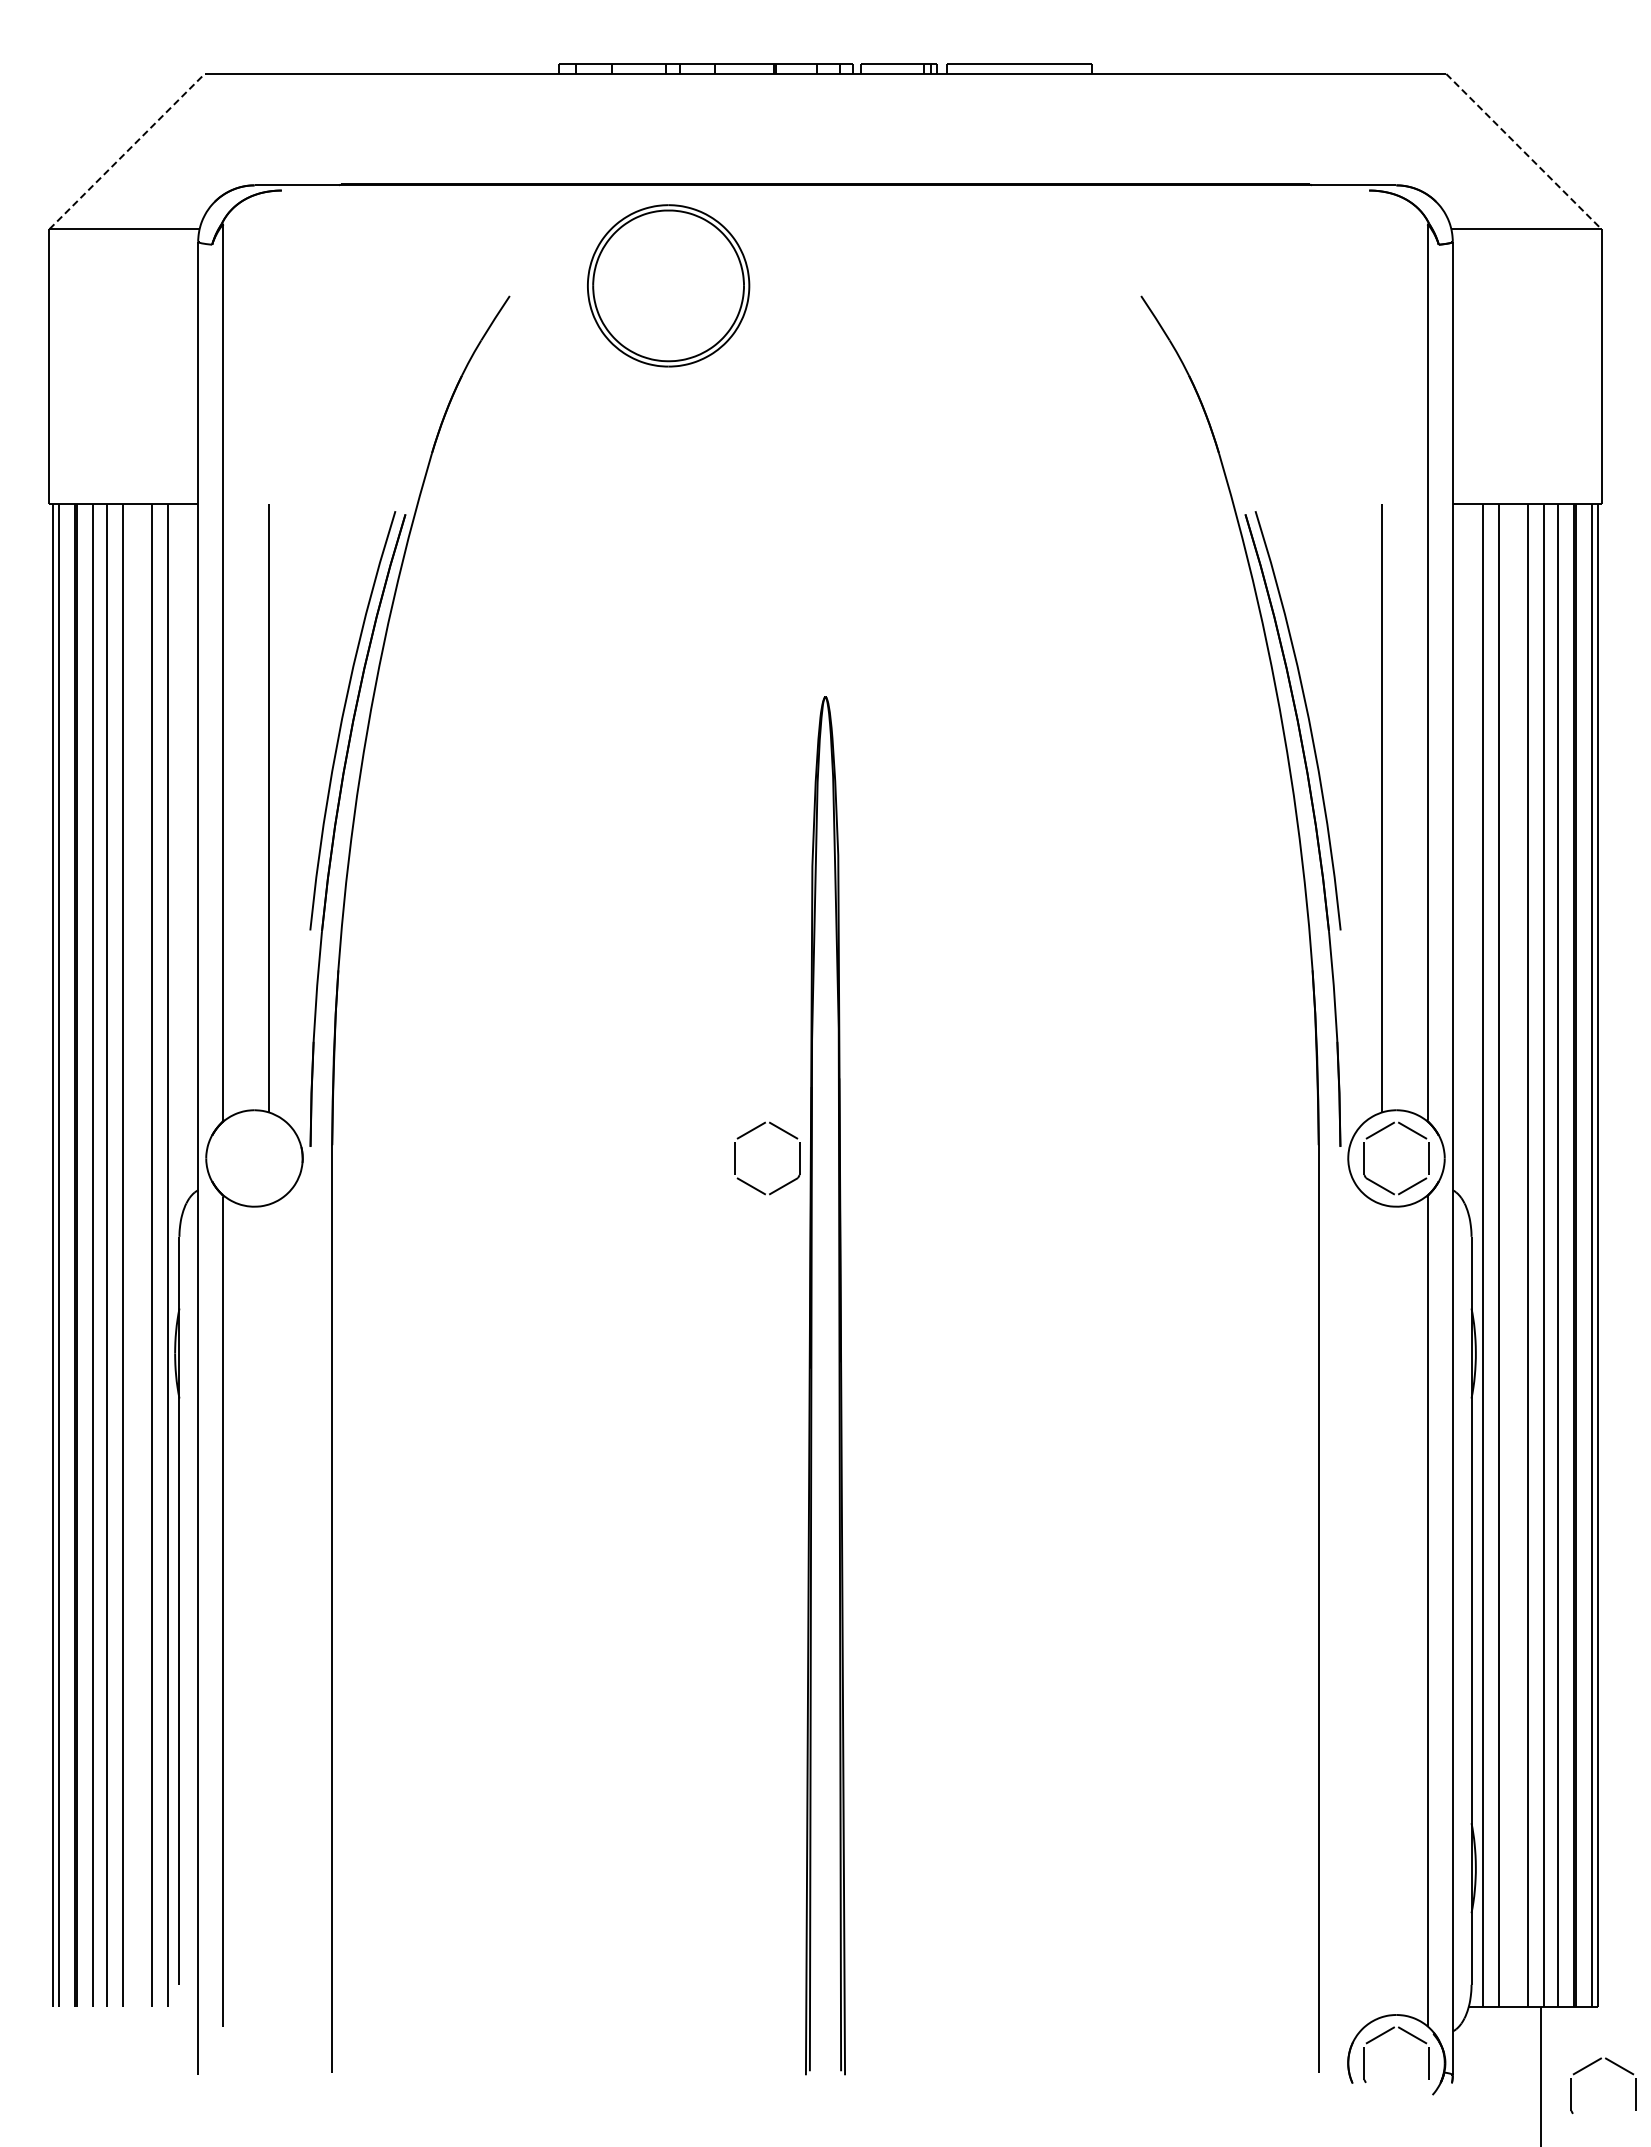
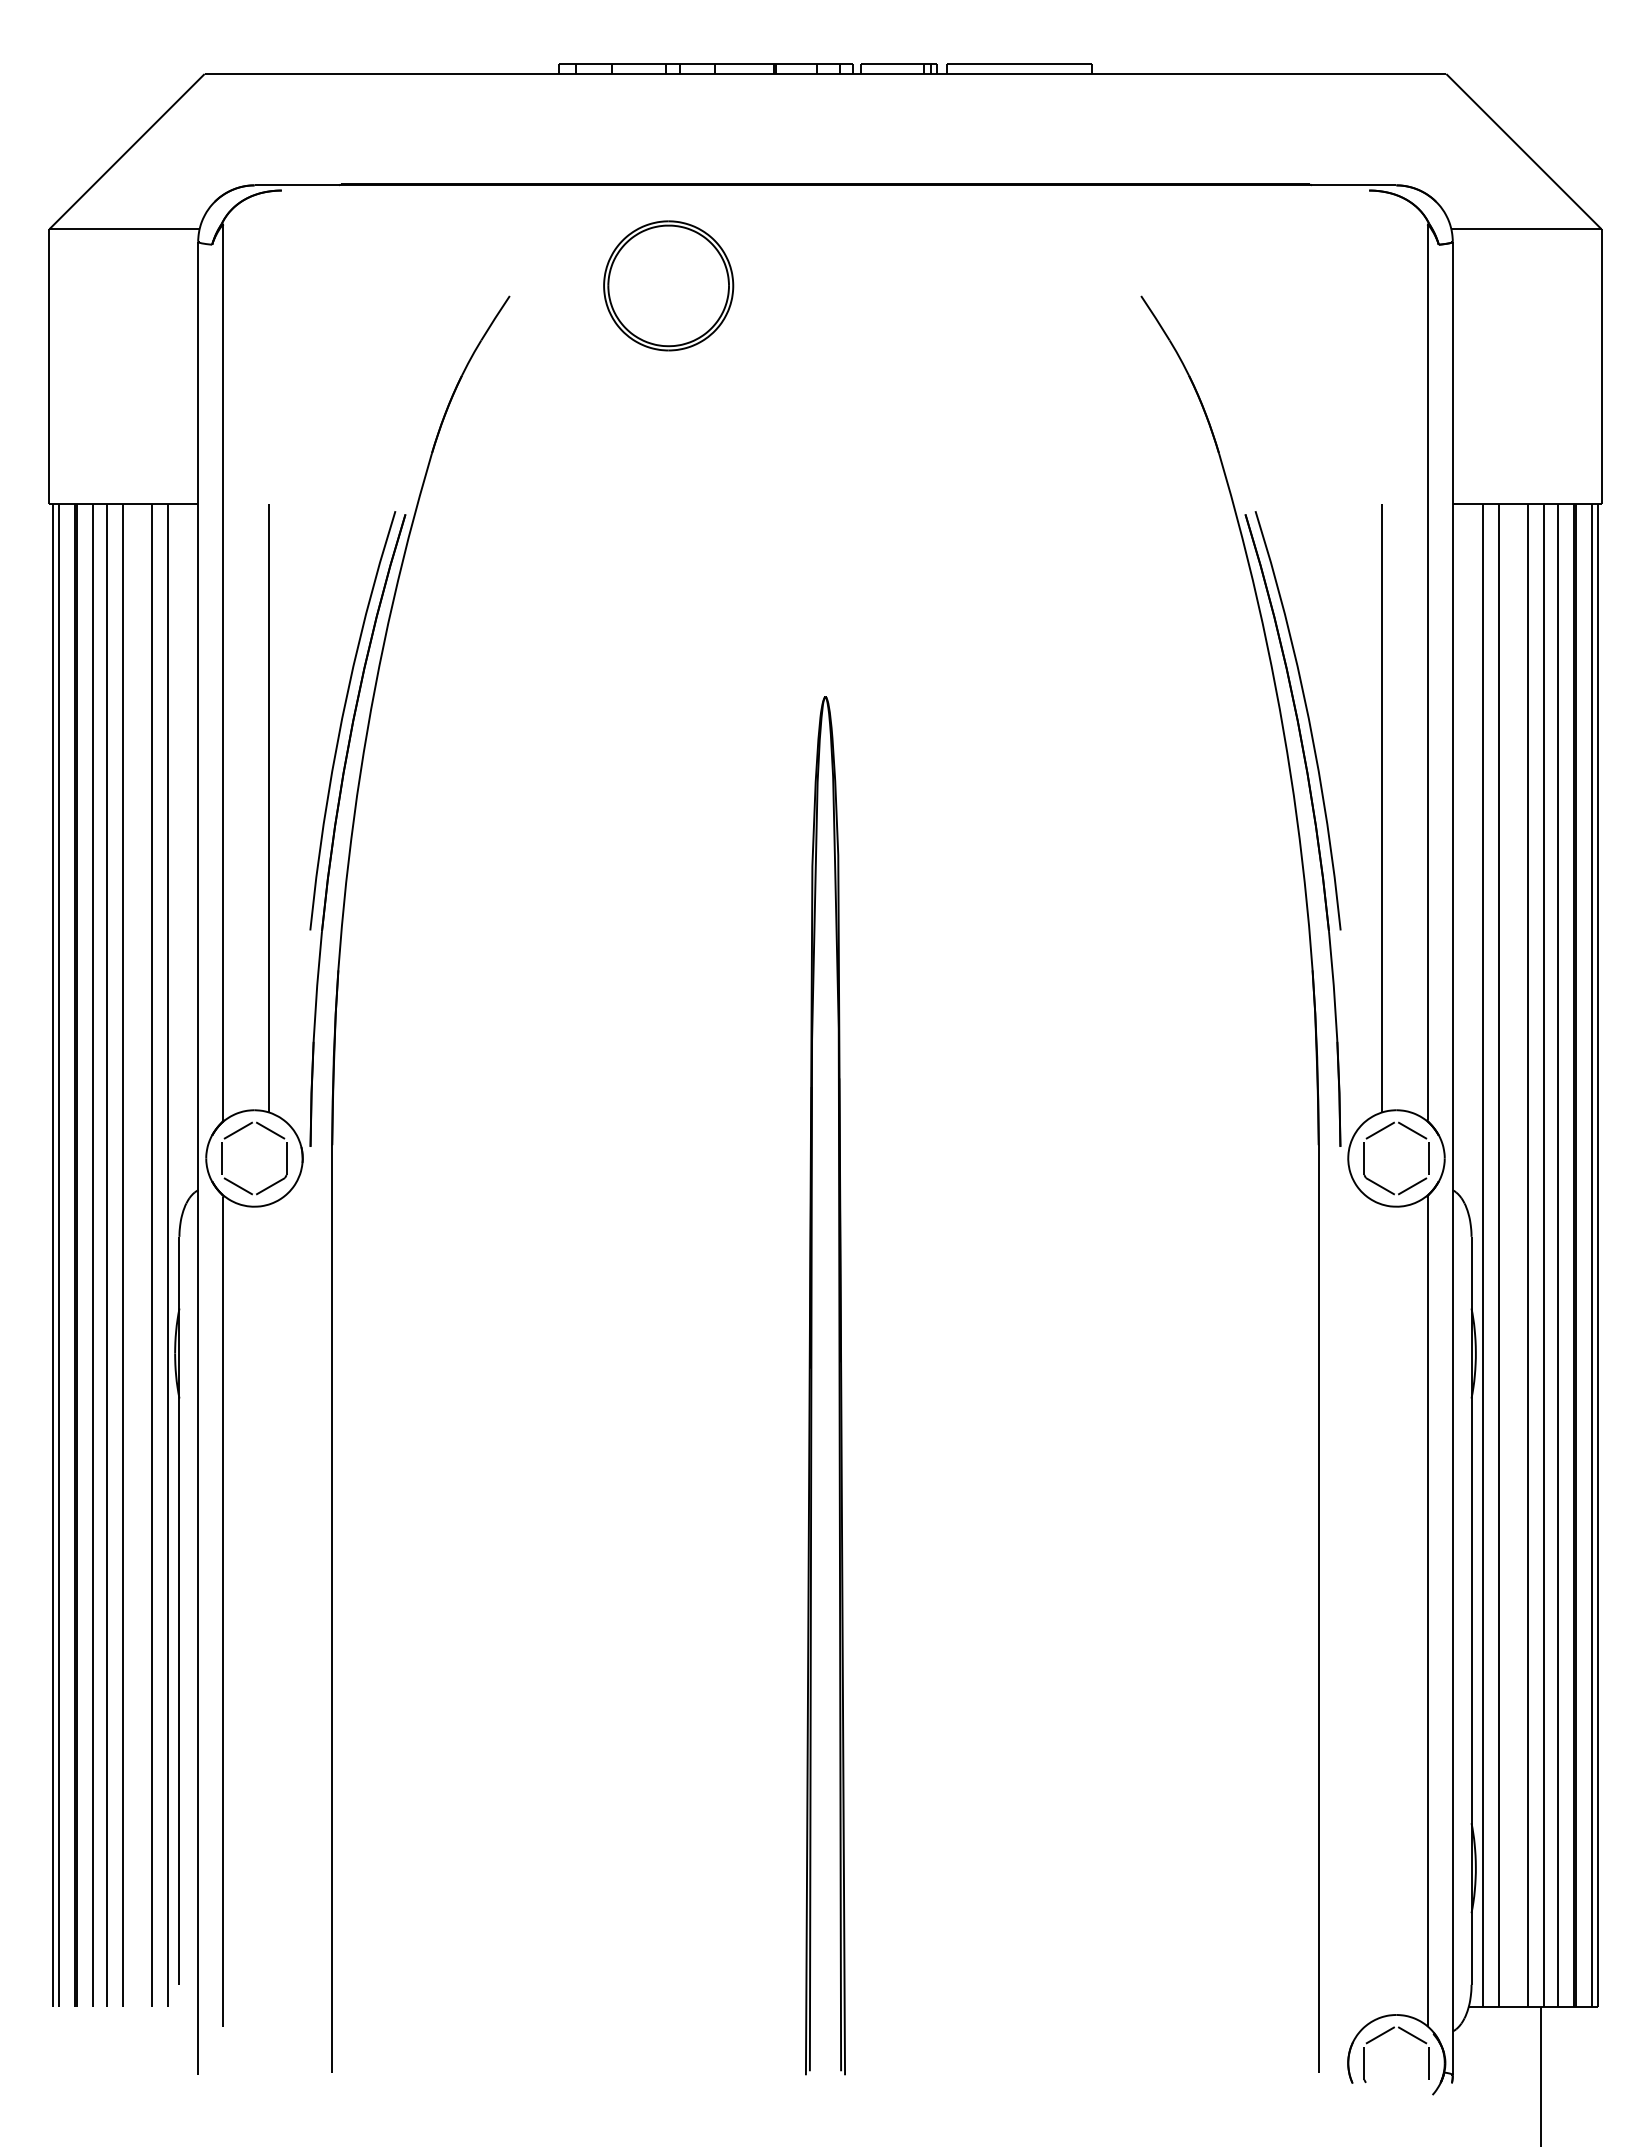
line: dashed -> solid (127, 151)
line: dashed -> solid (1523, 151)
part size: 164x164 px -> 132x132 px (668, 285)
part position: (752, 1131) -> (239, 1131) (239, 1131)
part: present -> none (1591, 2065)
